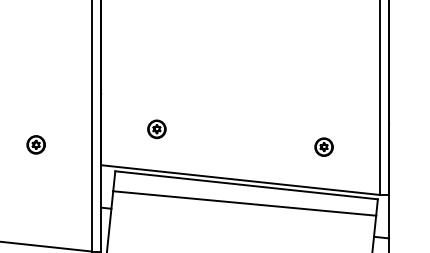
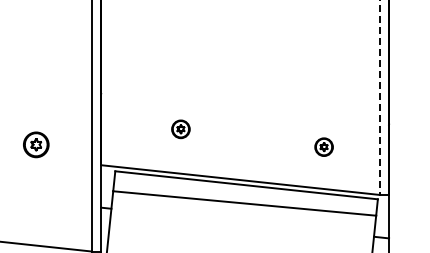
line: solid -> dashed (379, 98)
part position: (156, 129) -> (180, 129) (180, 129)
part size: 20x20 px -> 27x28 px (36, 144)
